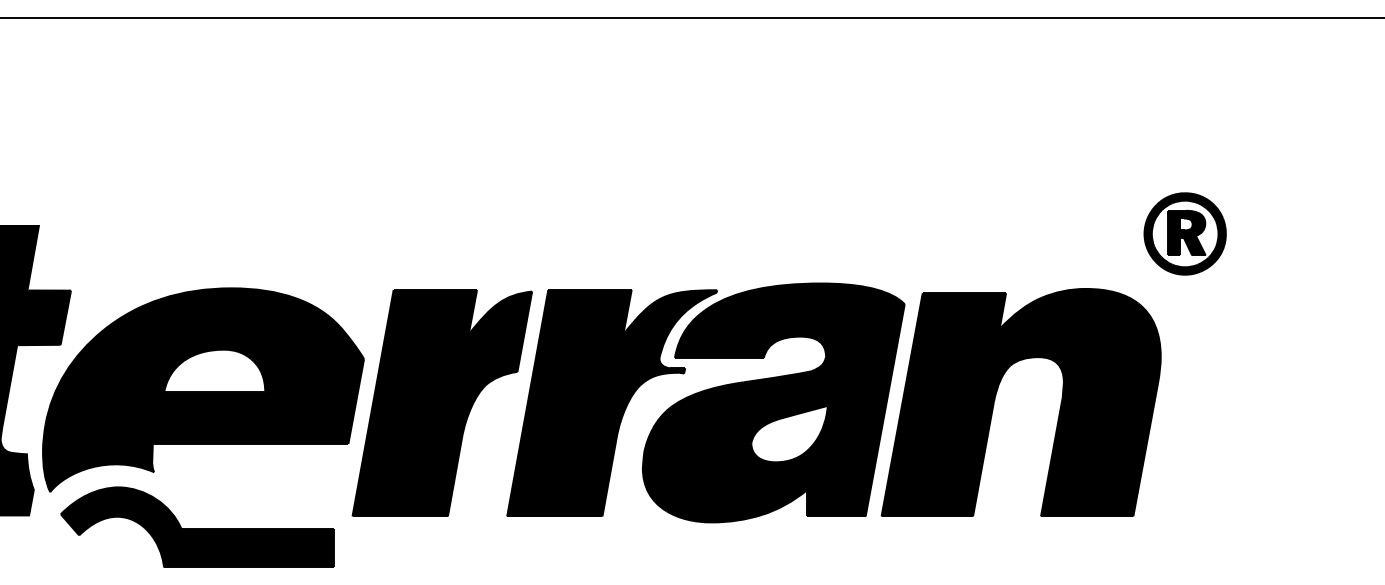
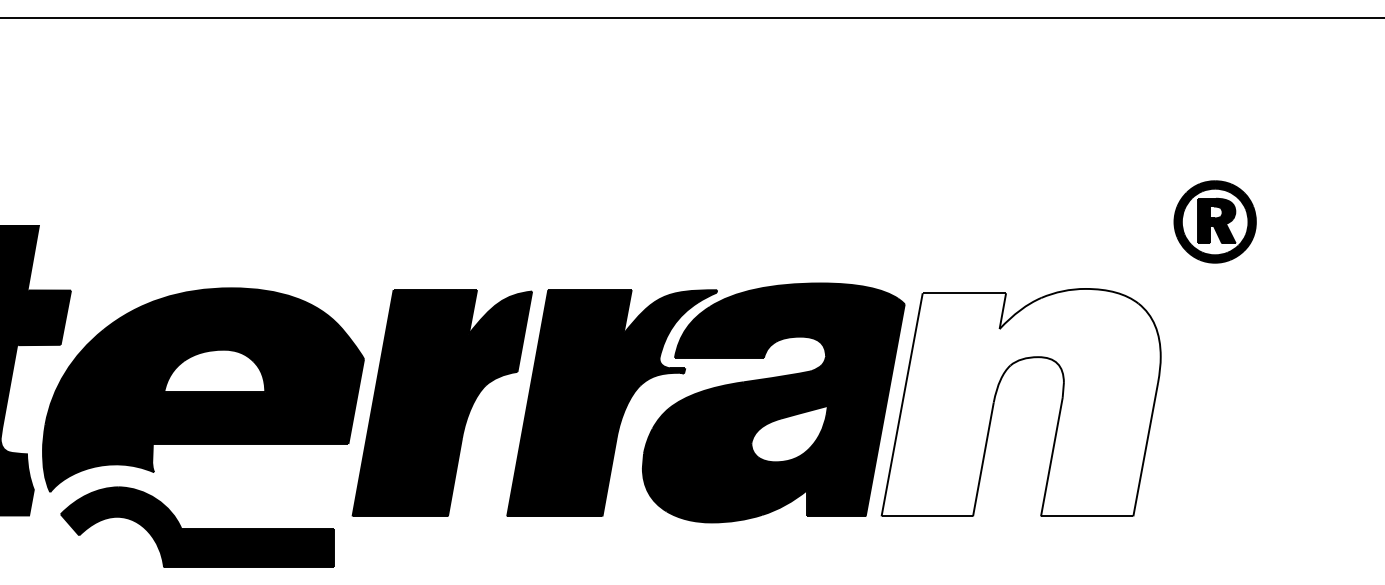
part position: (1184, 233) -> (1214, 221) (1214, 221)
fill: present -> none (1020, 402)
